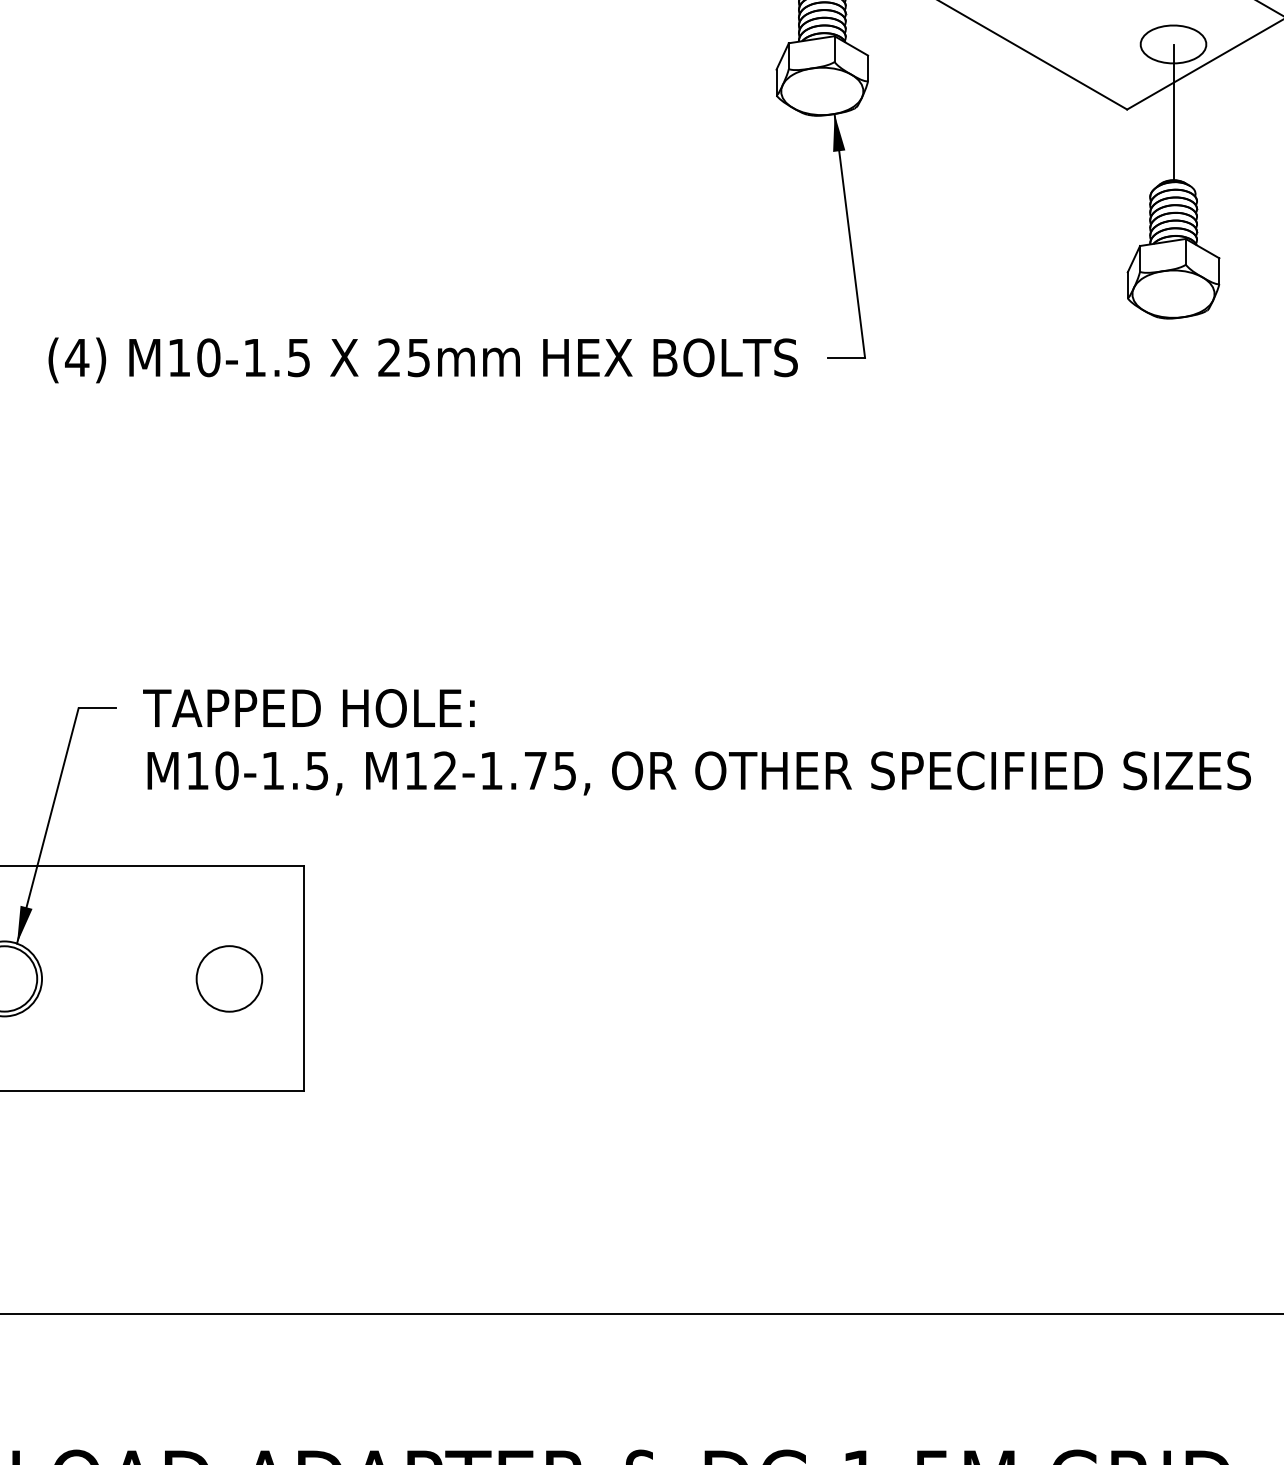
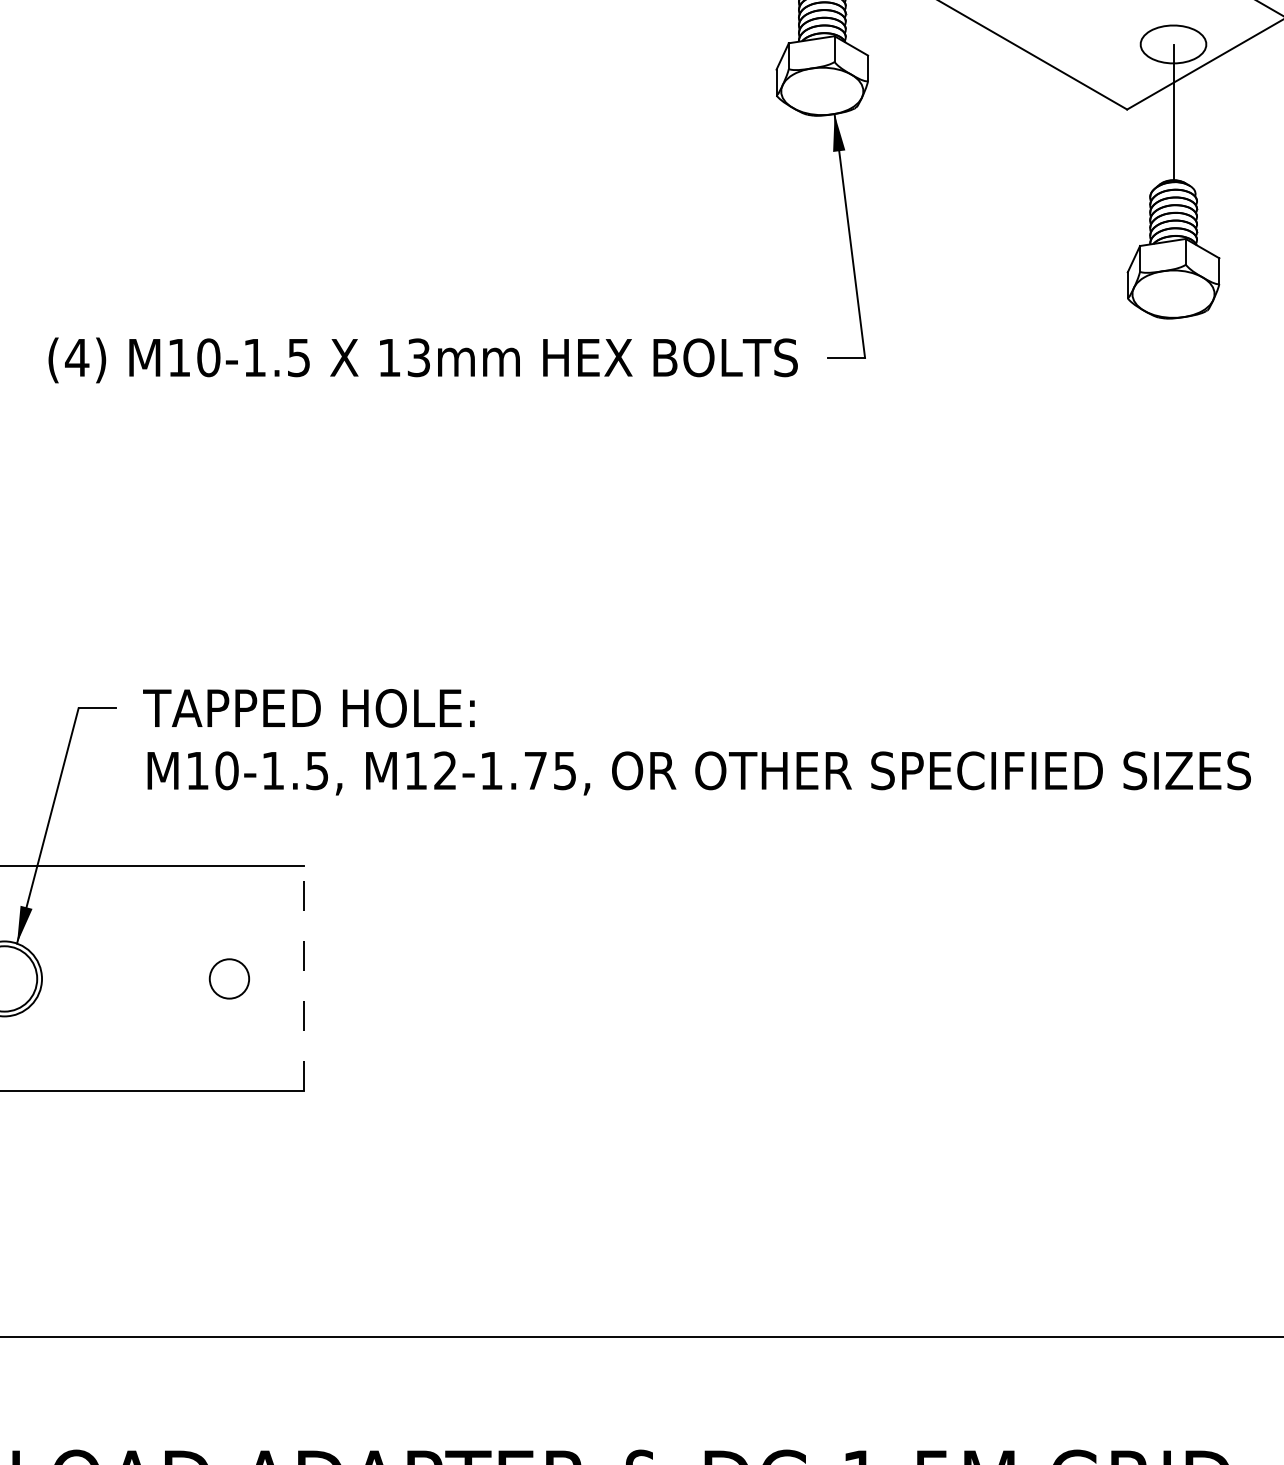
text: 25mm -> 13mm (403, 357)
circle size: 69x68 px -> 42x42 px (228, 978)
line: solid -> dashed (304, 978)
line position: (641, 1313) -> (641, 1336) (641, 1336)
